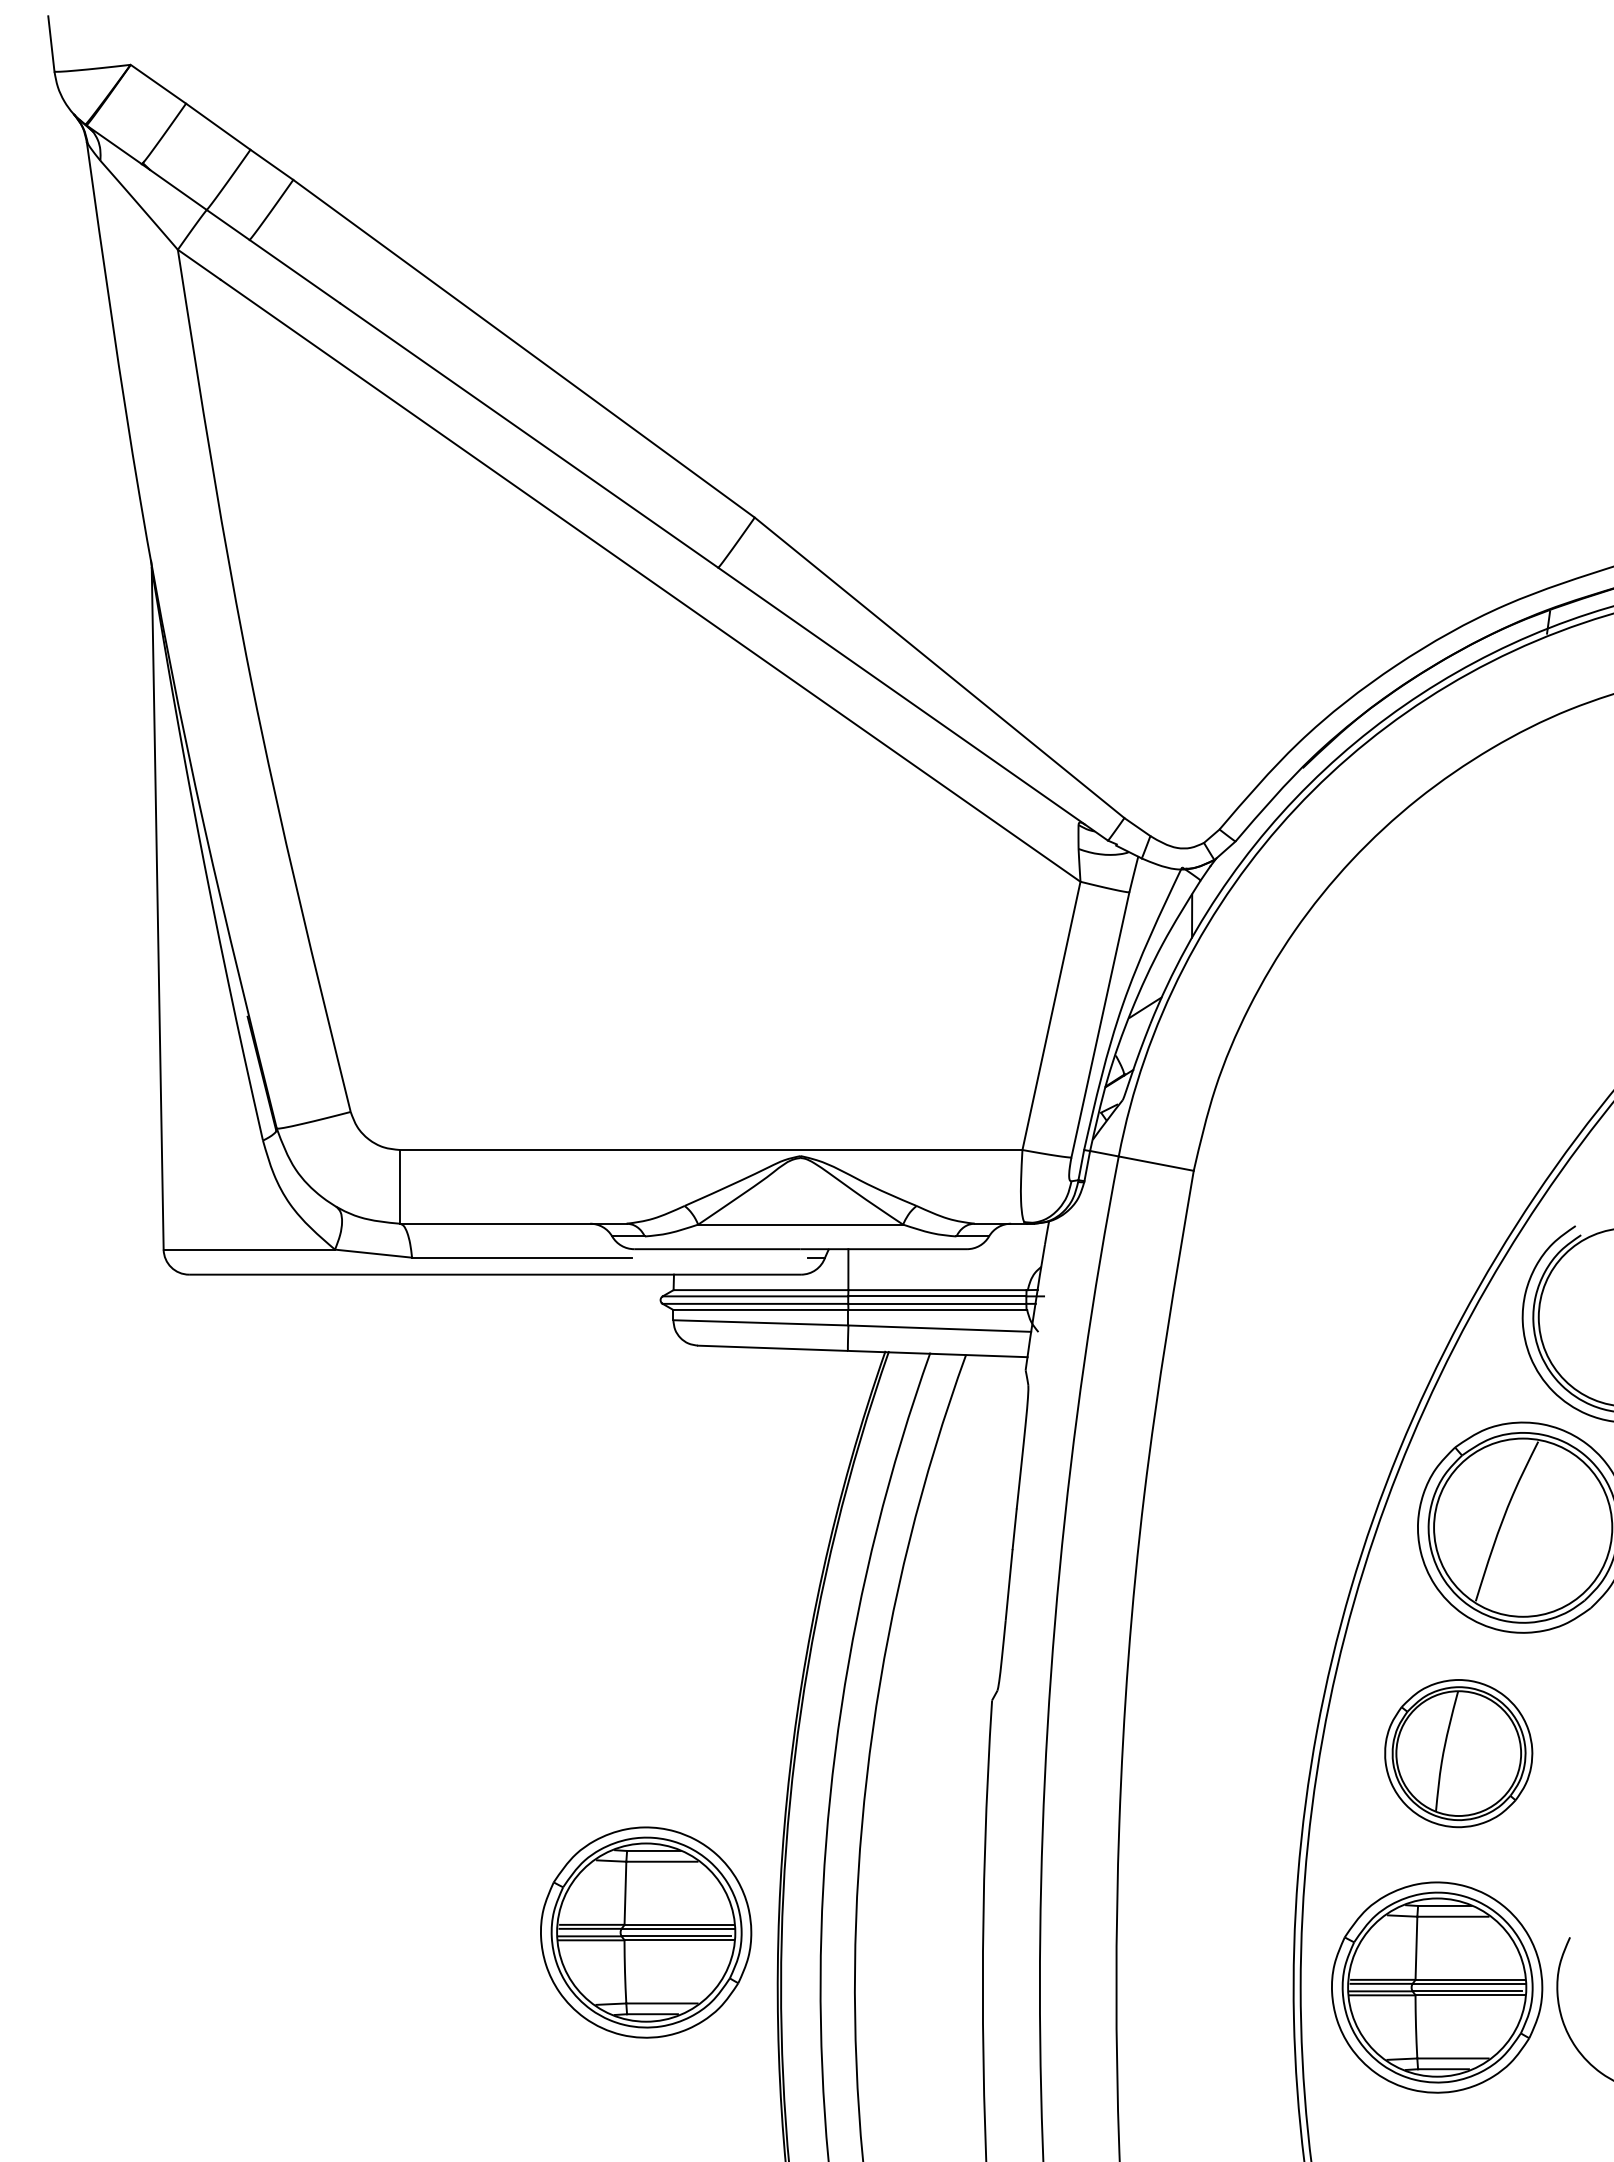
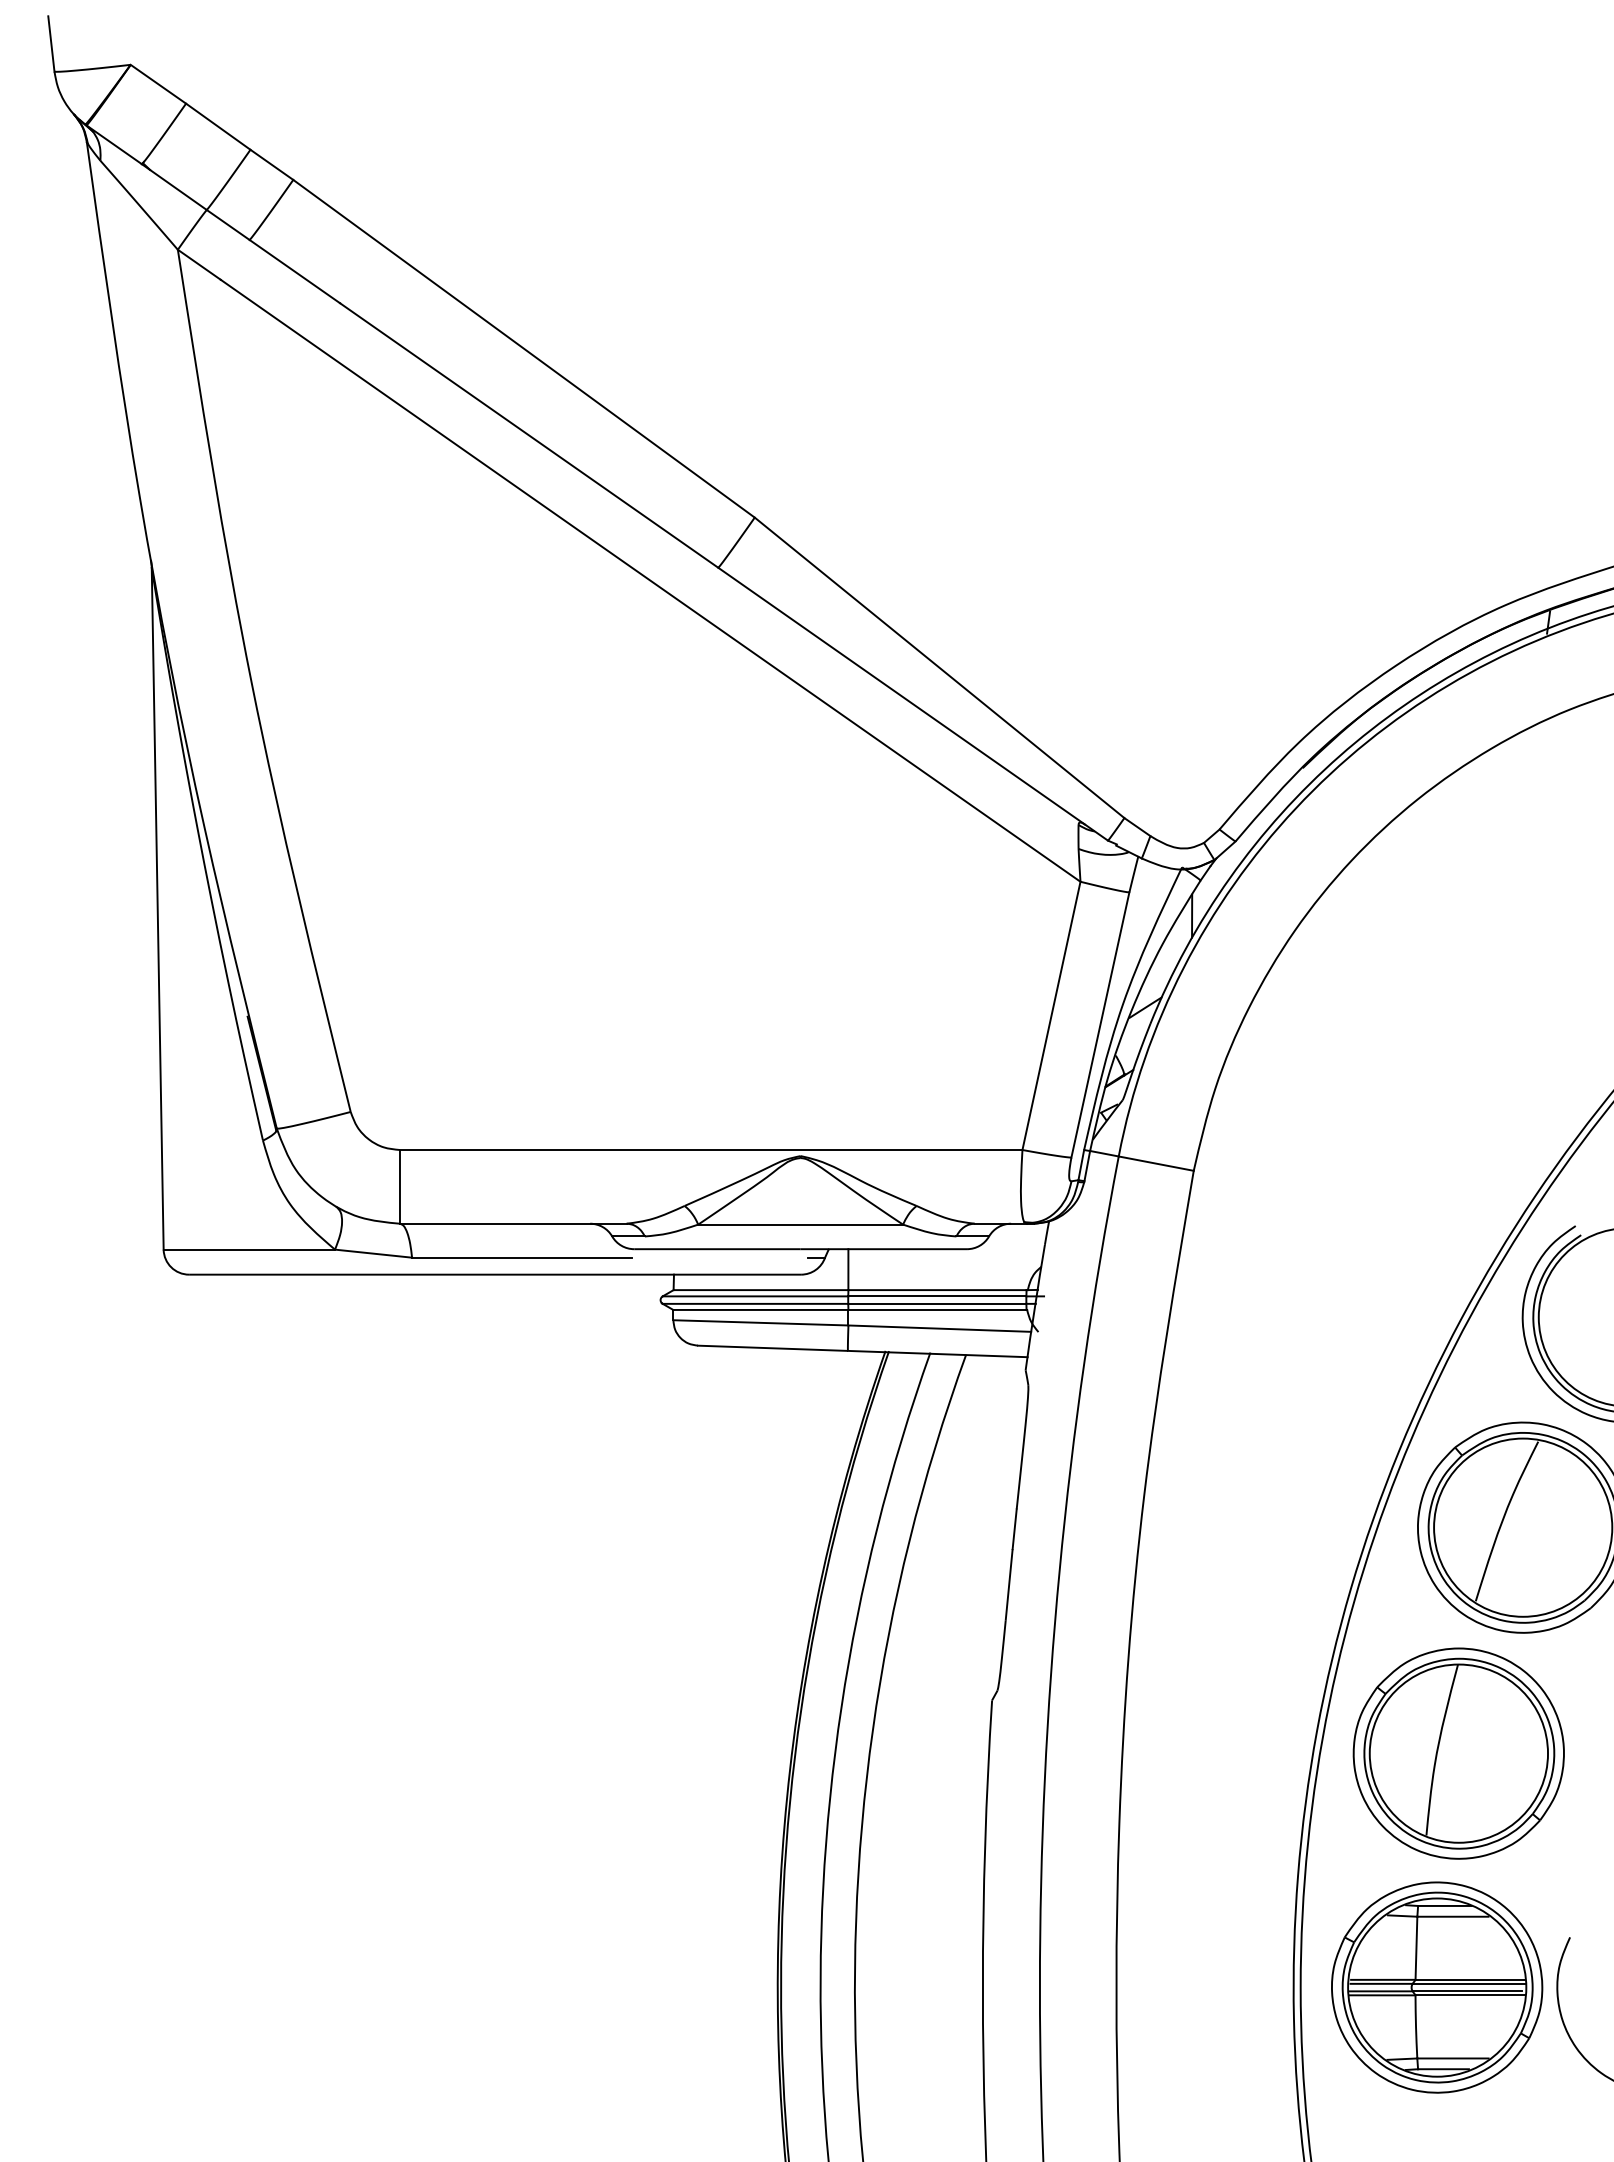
part size: 150x150 px -> 213x213 px (1458, 1753)
part: present -> none (646, 1932)
